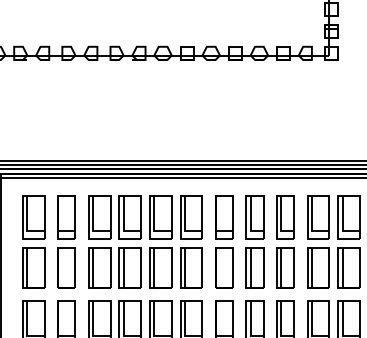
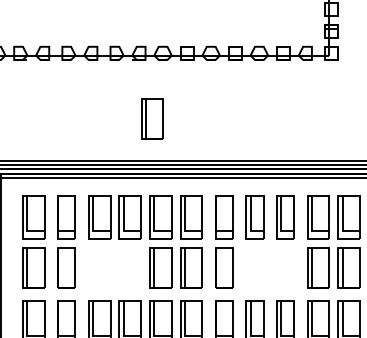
curve: none -> present (146, 118)
part: present -> none (114, 267)
curve: present -> none (251, 267)
curve: present -> none (281, 267)
